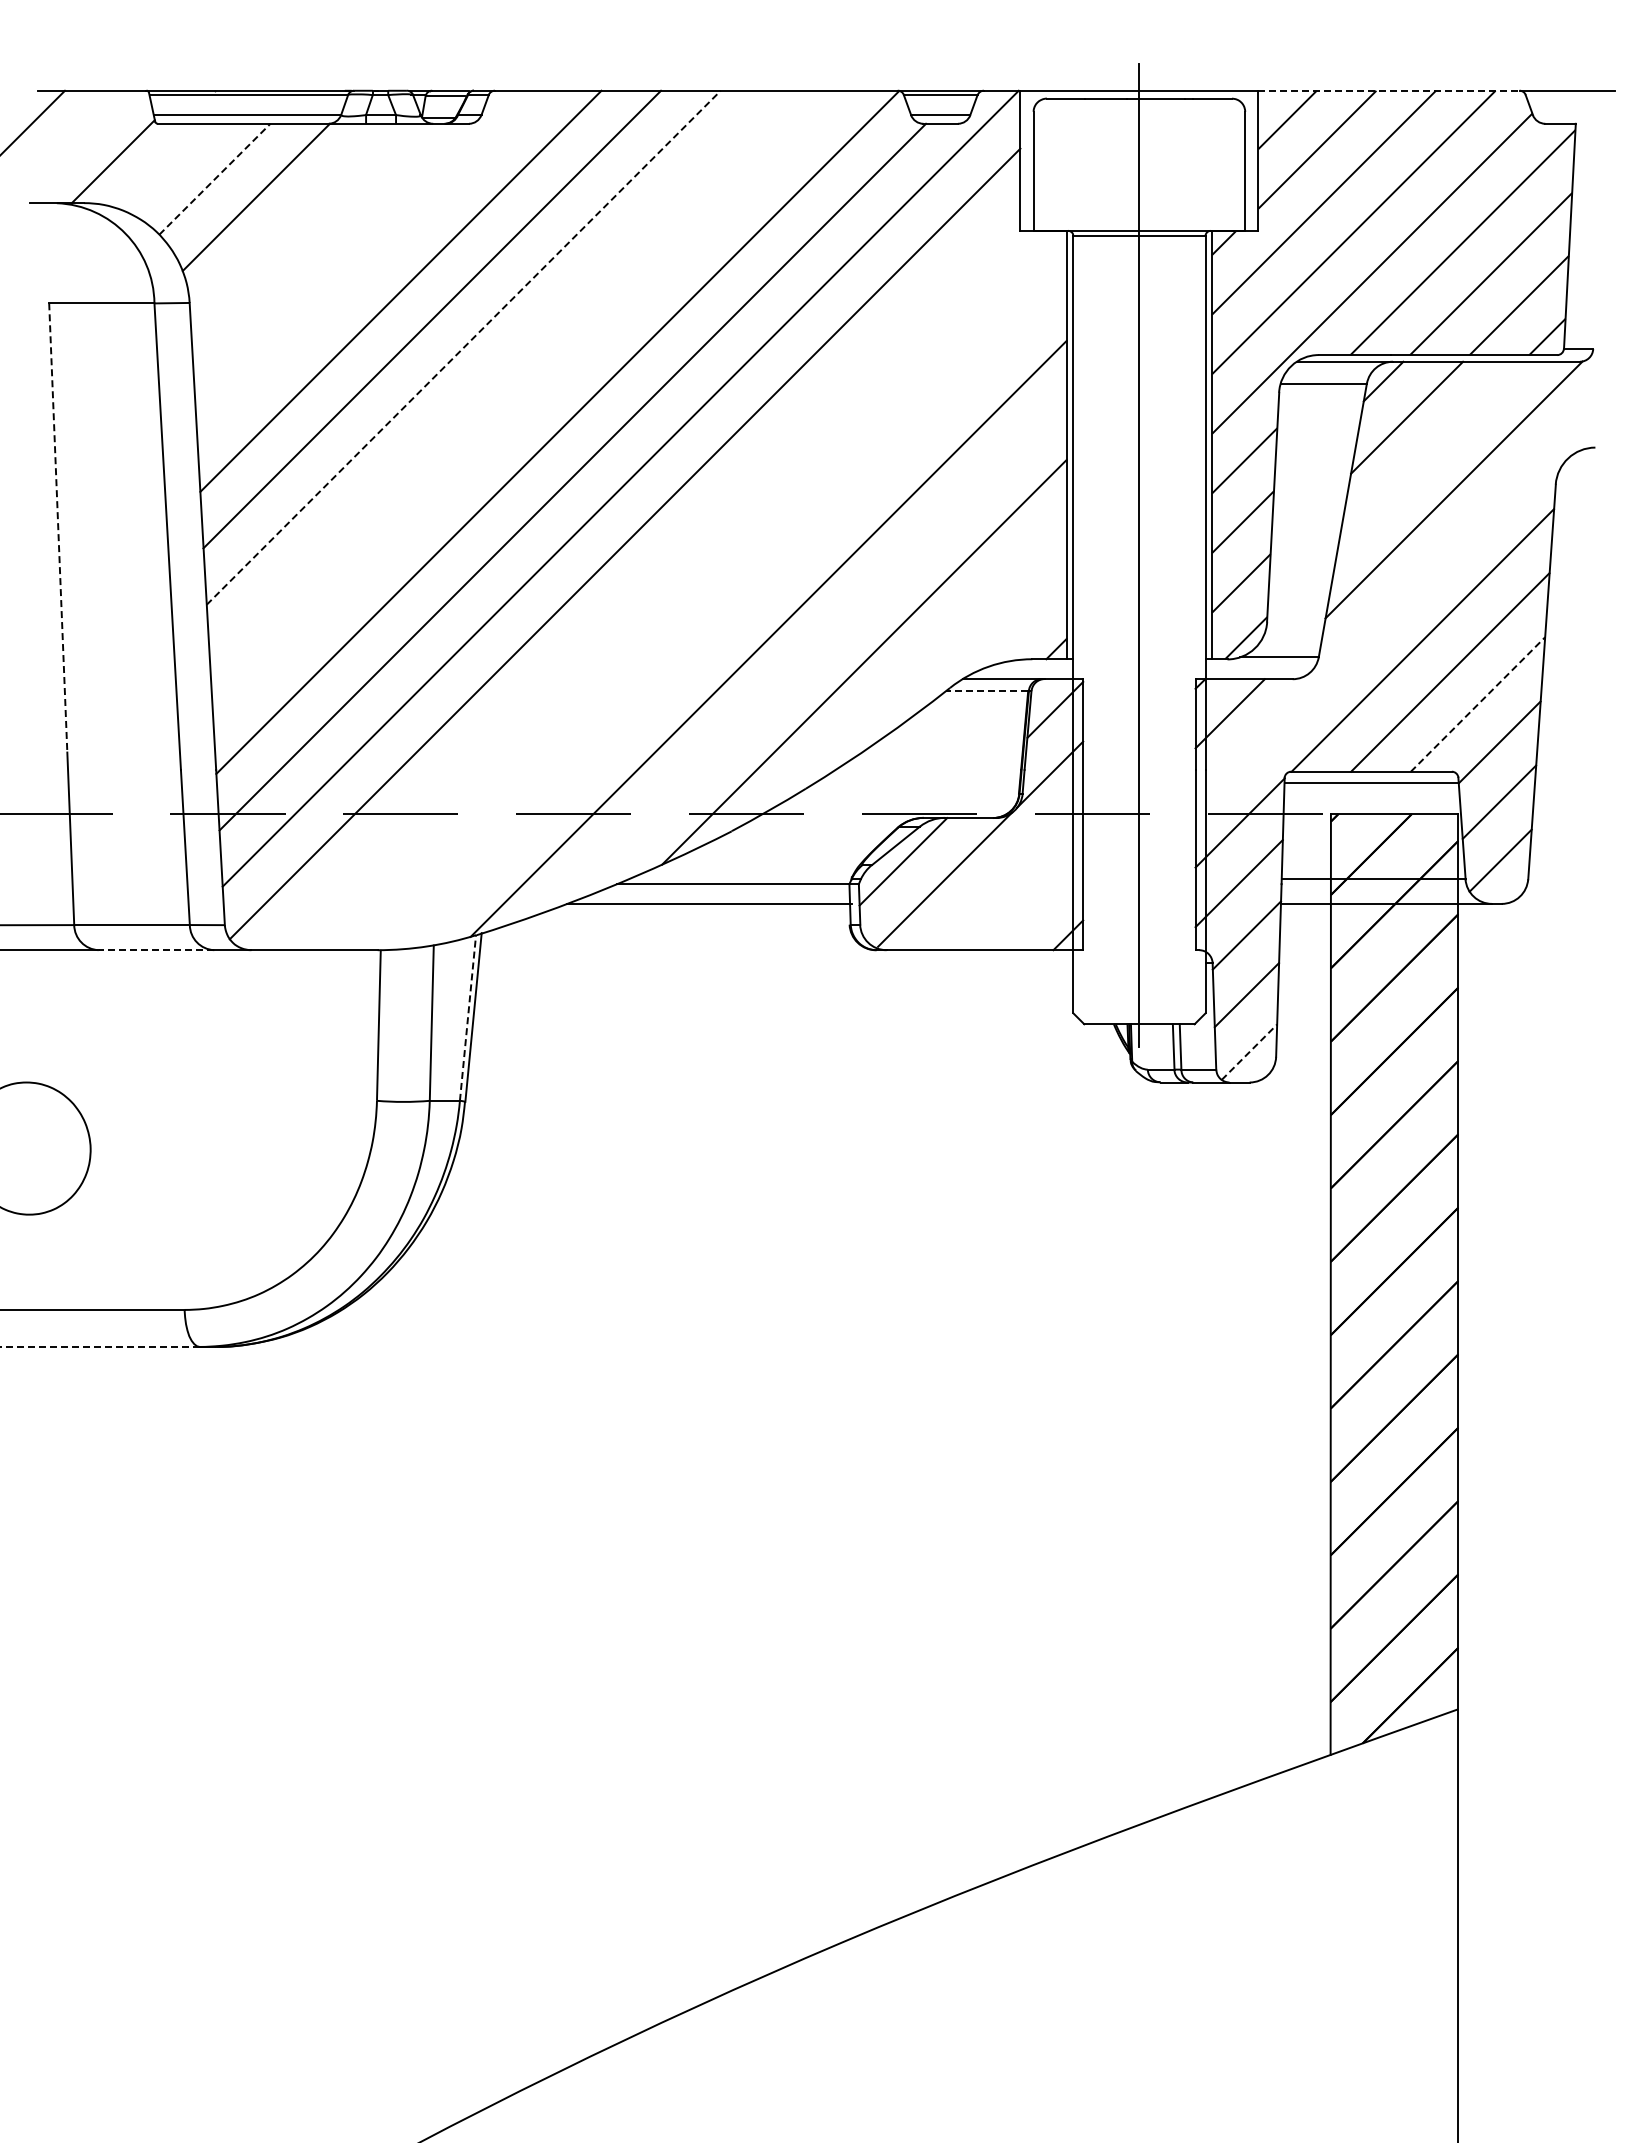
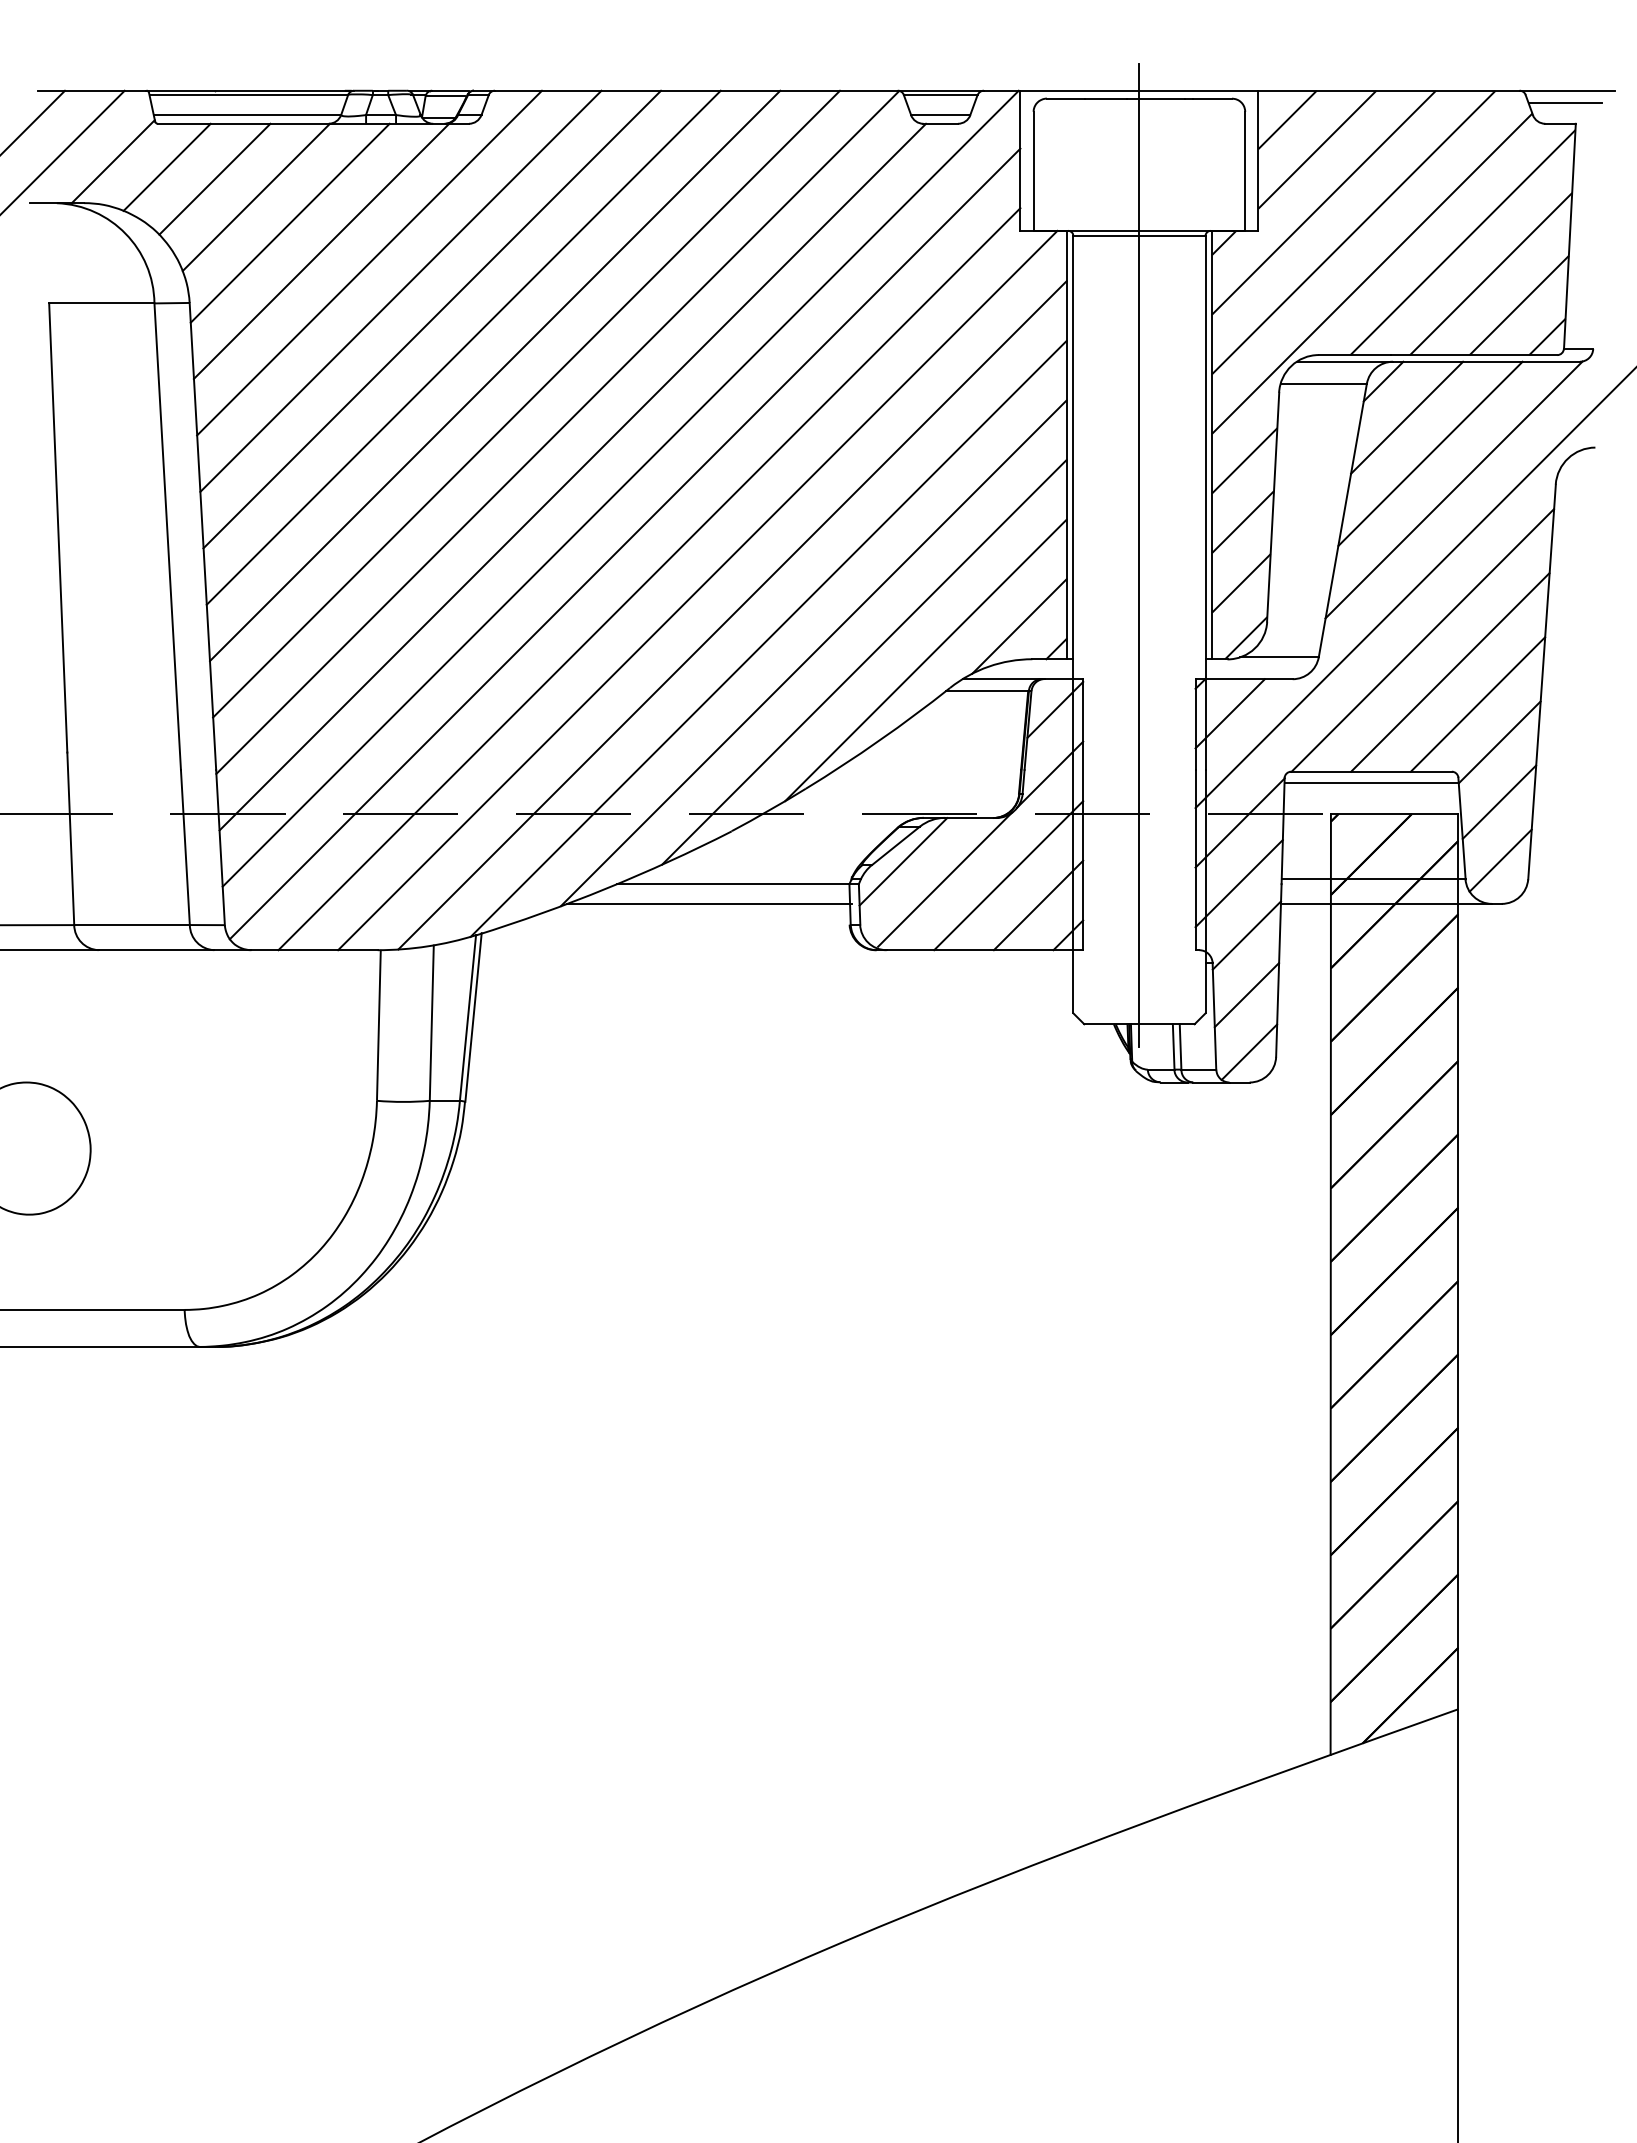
line: dashed -> solid (1388, 90)
line: none -> present (1564, 103)
line: none -> present (63, 151)
line: none -> present (166, 166)
line: dashed -> solid (215, 178)
line: none -> present (289, 222)
line: none -> present (321, 251)
line: none -> present (369, 262)
line: dashed -> solid (464, 347)
line: none -> present (495, 375)
line: none -> present (526, 403)
line: none -> present (1430, 453)
line: dashed -> solid (58, 527)
line: none -> present (649, 579)
line: none -> present (1414, 589)
line: none -> present (697, 590)
line: none -> present (732, 615)
line: none -> present (1019, 626)
line: none -> present (813, 653)
line: none -> present (925, 660)
line: dashed -> solid (987, 691)
line: dashed -> solid (1478, 704)
line: none -> present (1008, 875)
line: none -> present (1038, 905)
line: dashed -> solid (156, 950)
line: dashed -> solid (468, 1017)
line: dashed -> solid (1249, 1051)
line: dashed -> solid (99, 1346)
